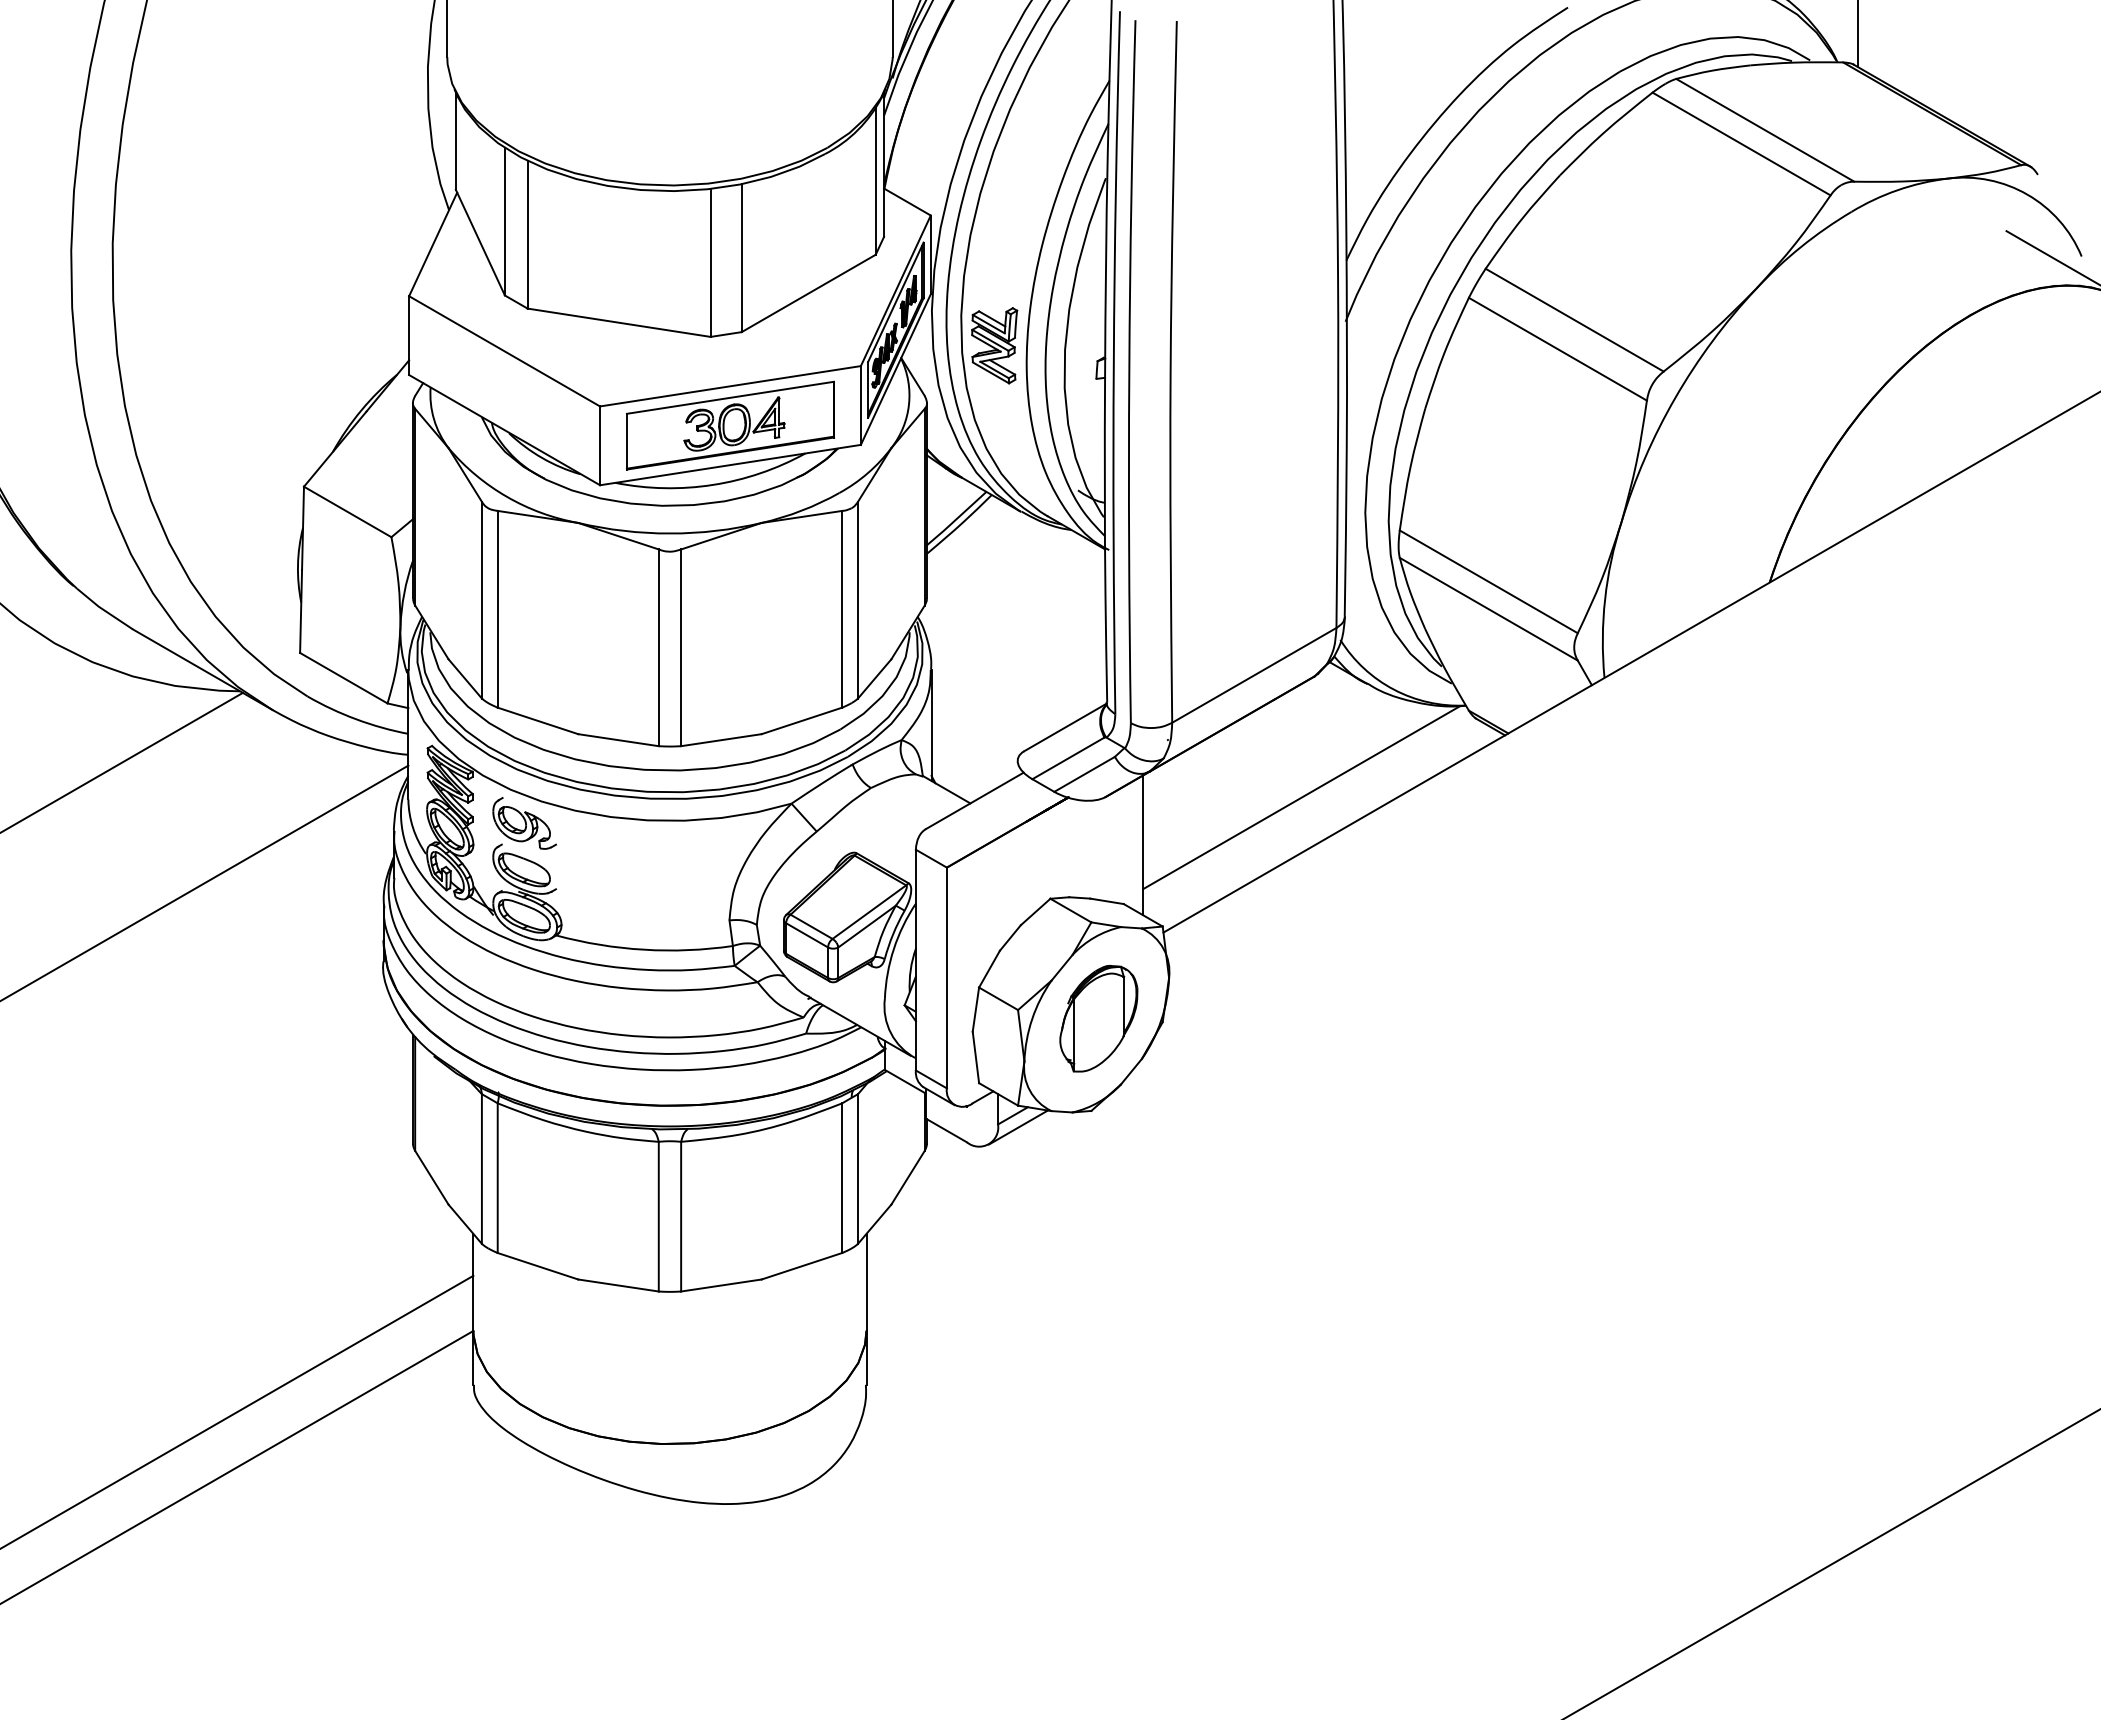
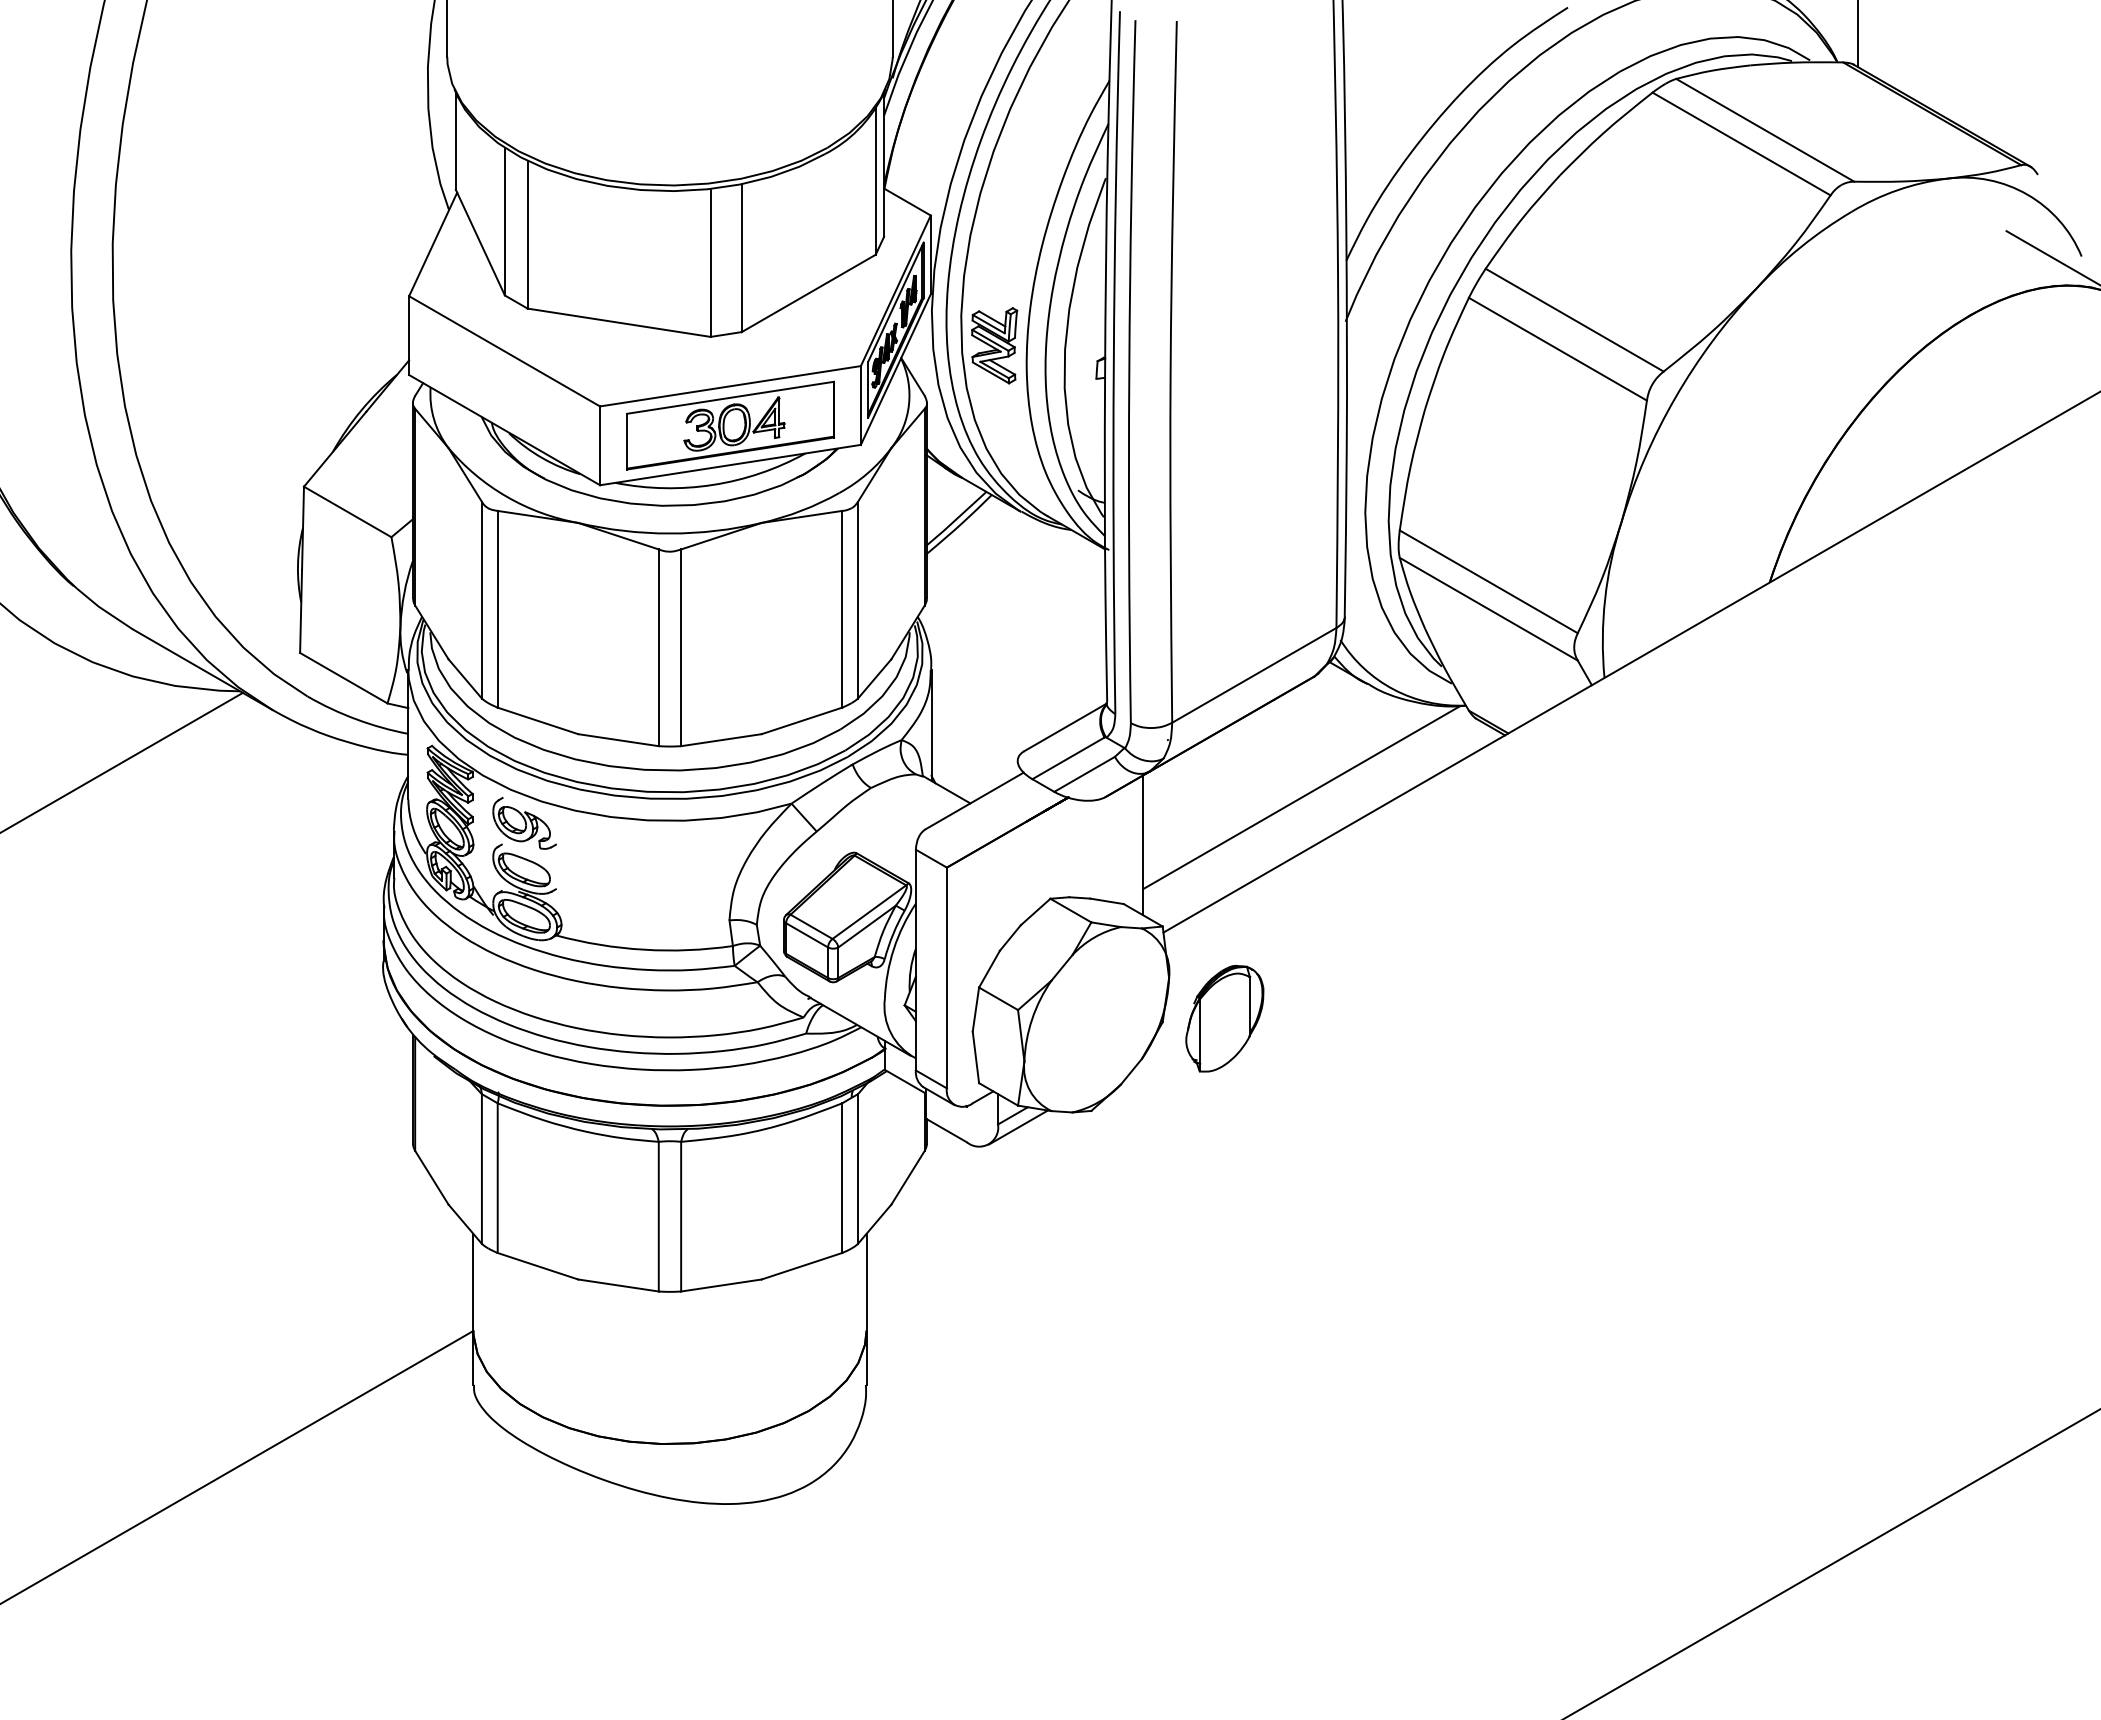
line: present -> none (205, 882)
part position: (1098, 1018) -> (1224, 1018) (1224, 1018)
line: present -> none (237, 1411)
